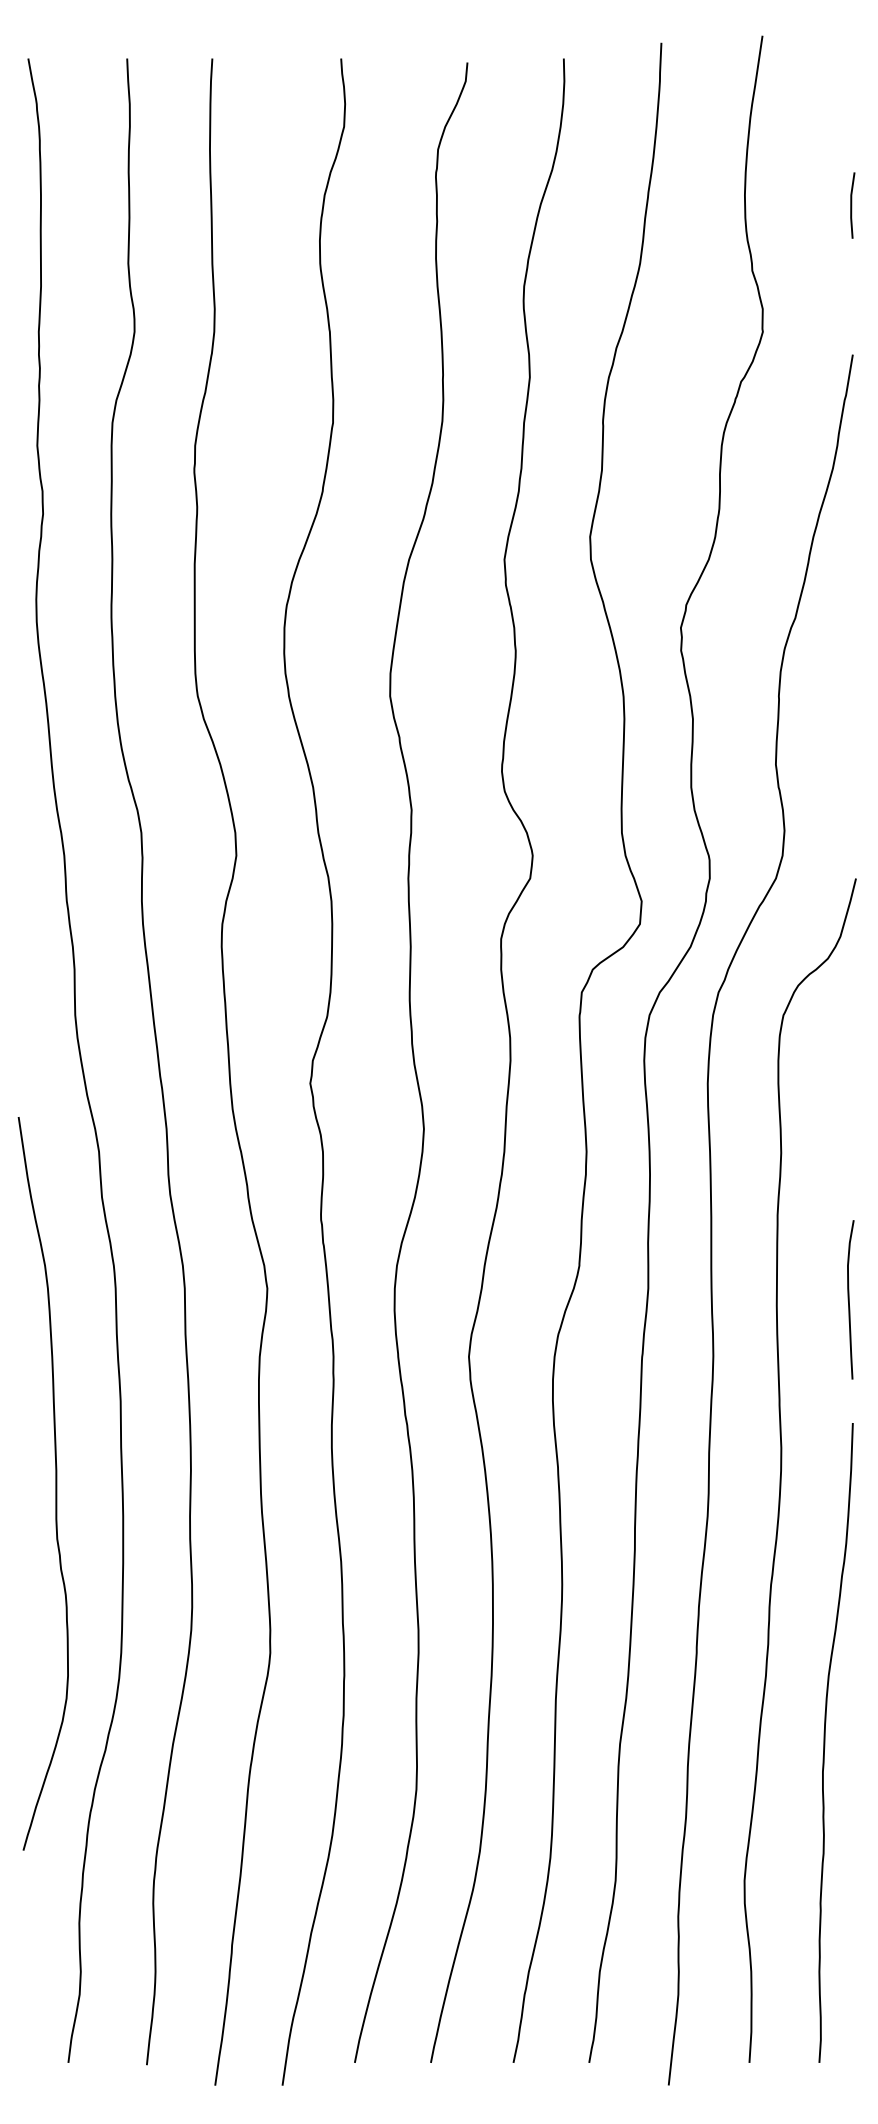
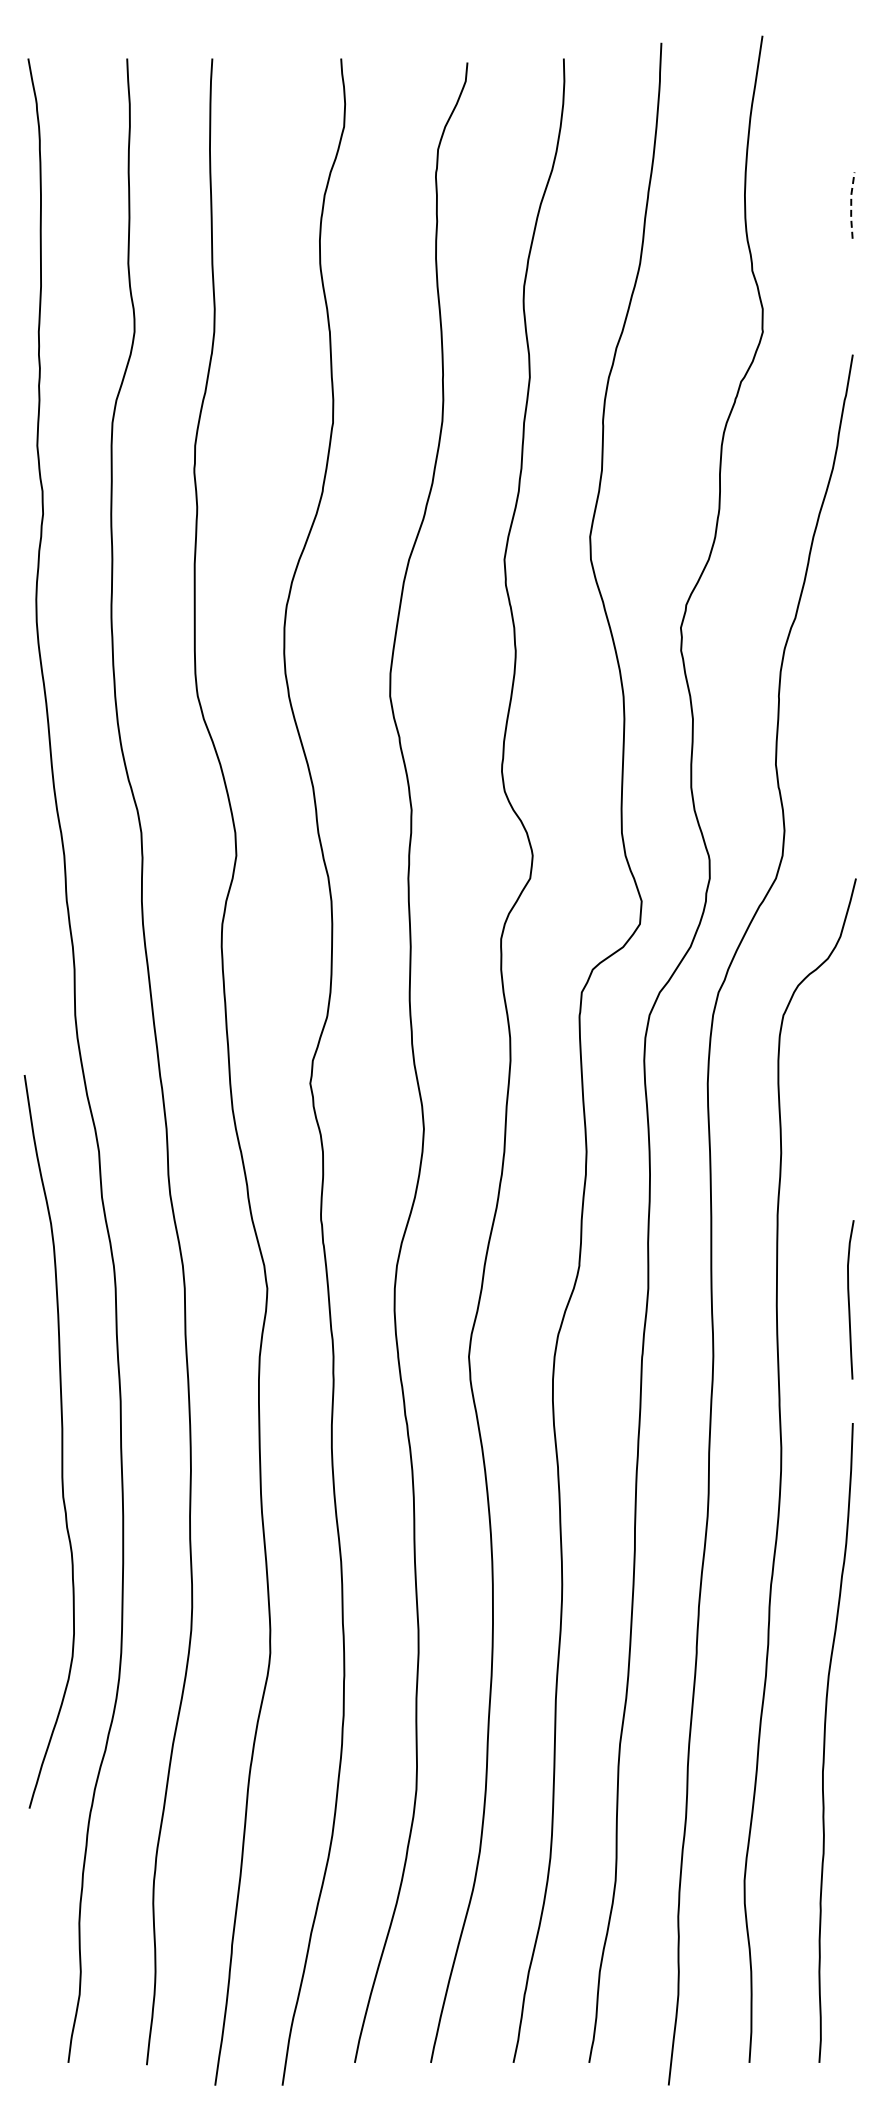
line: solid -> dashed (851, 205)
curve position: (55, 1483) -> (61, 1441) (61, 1441)
